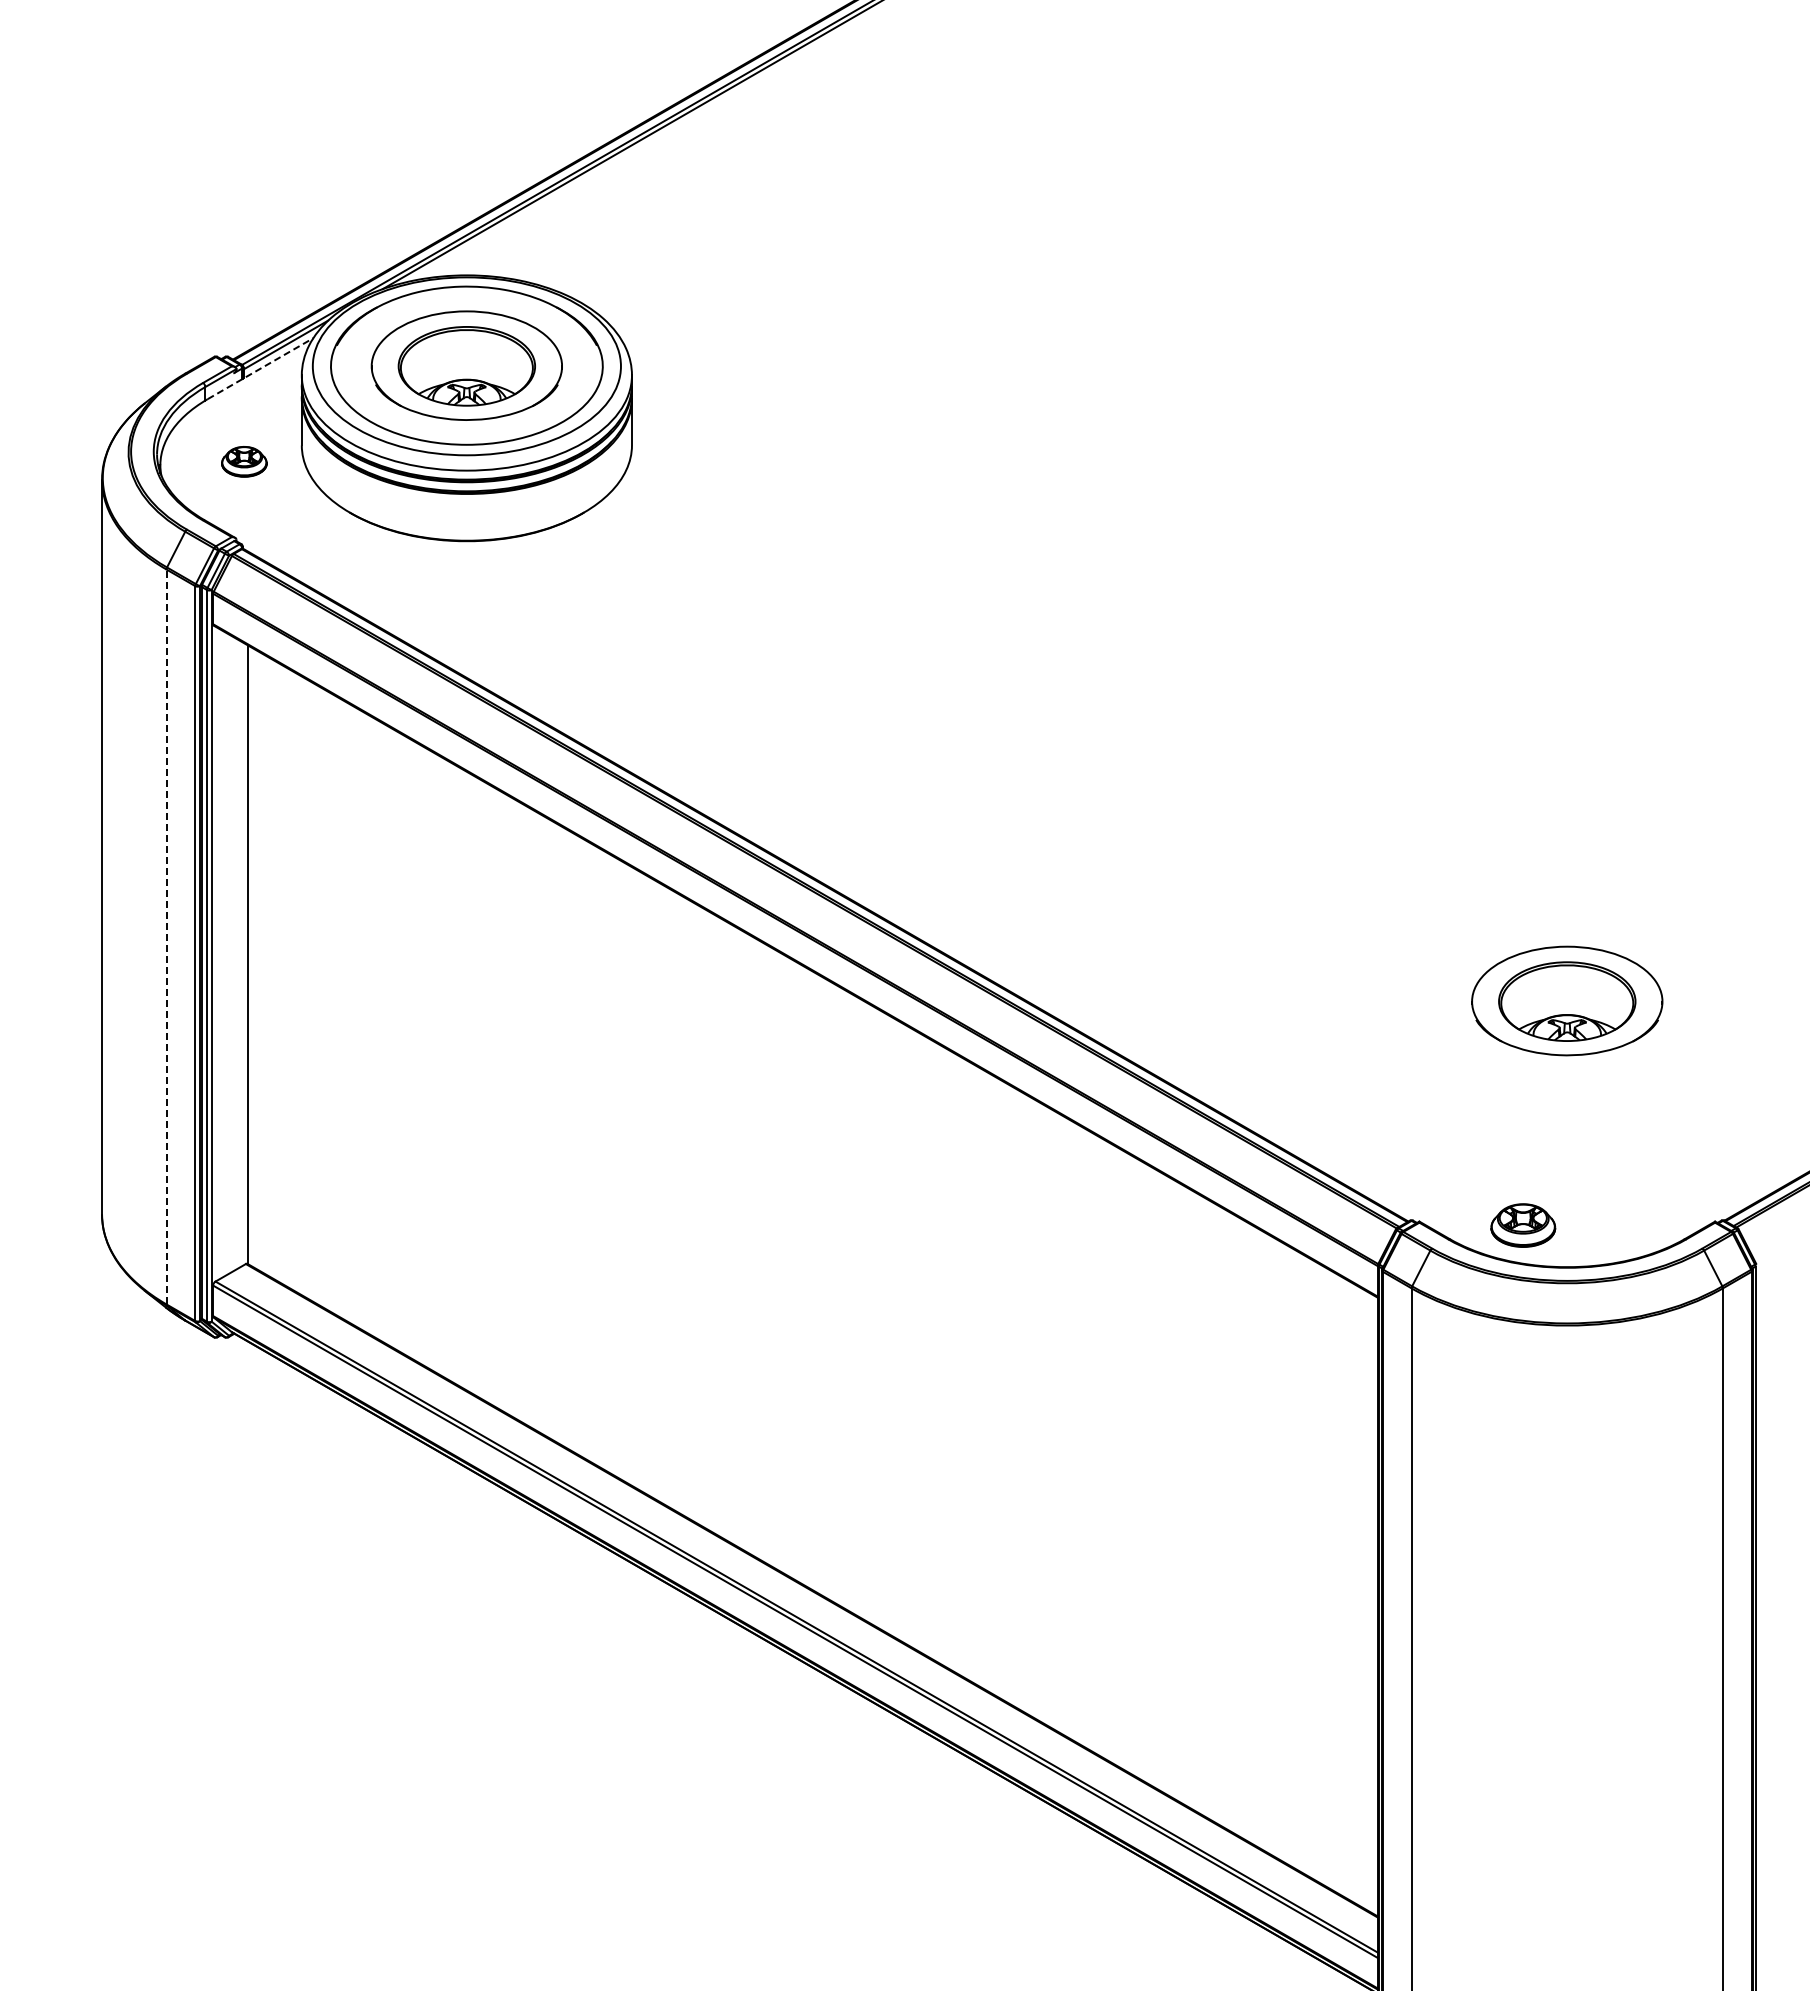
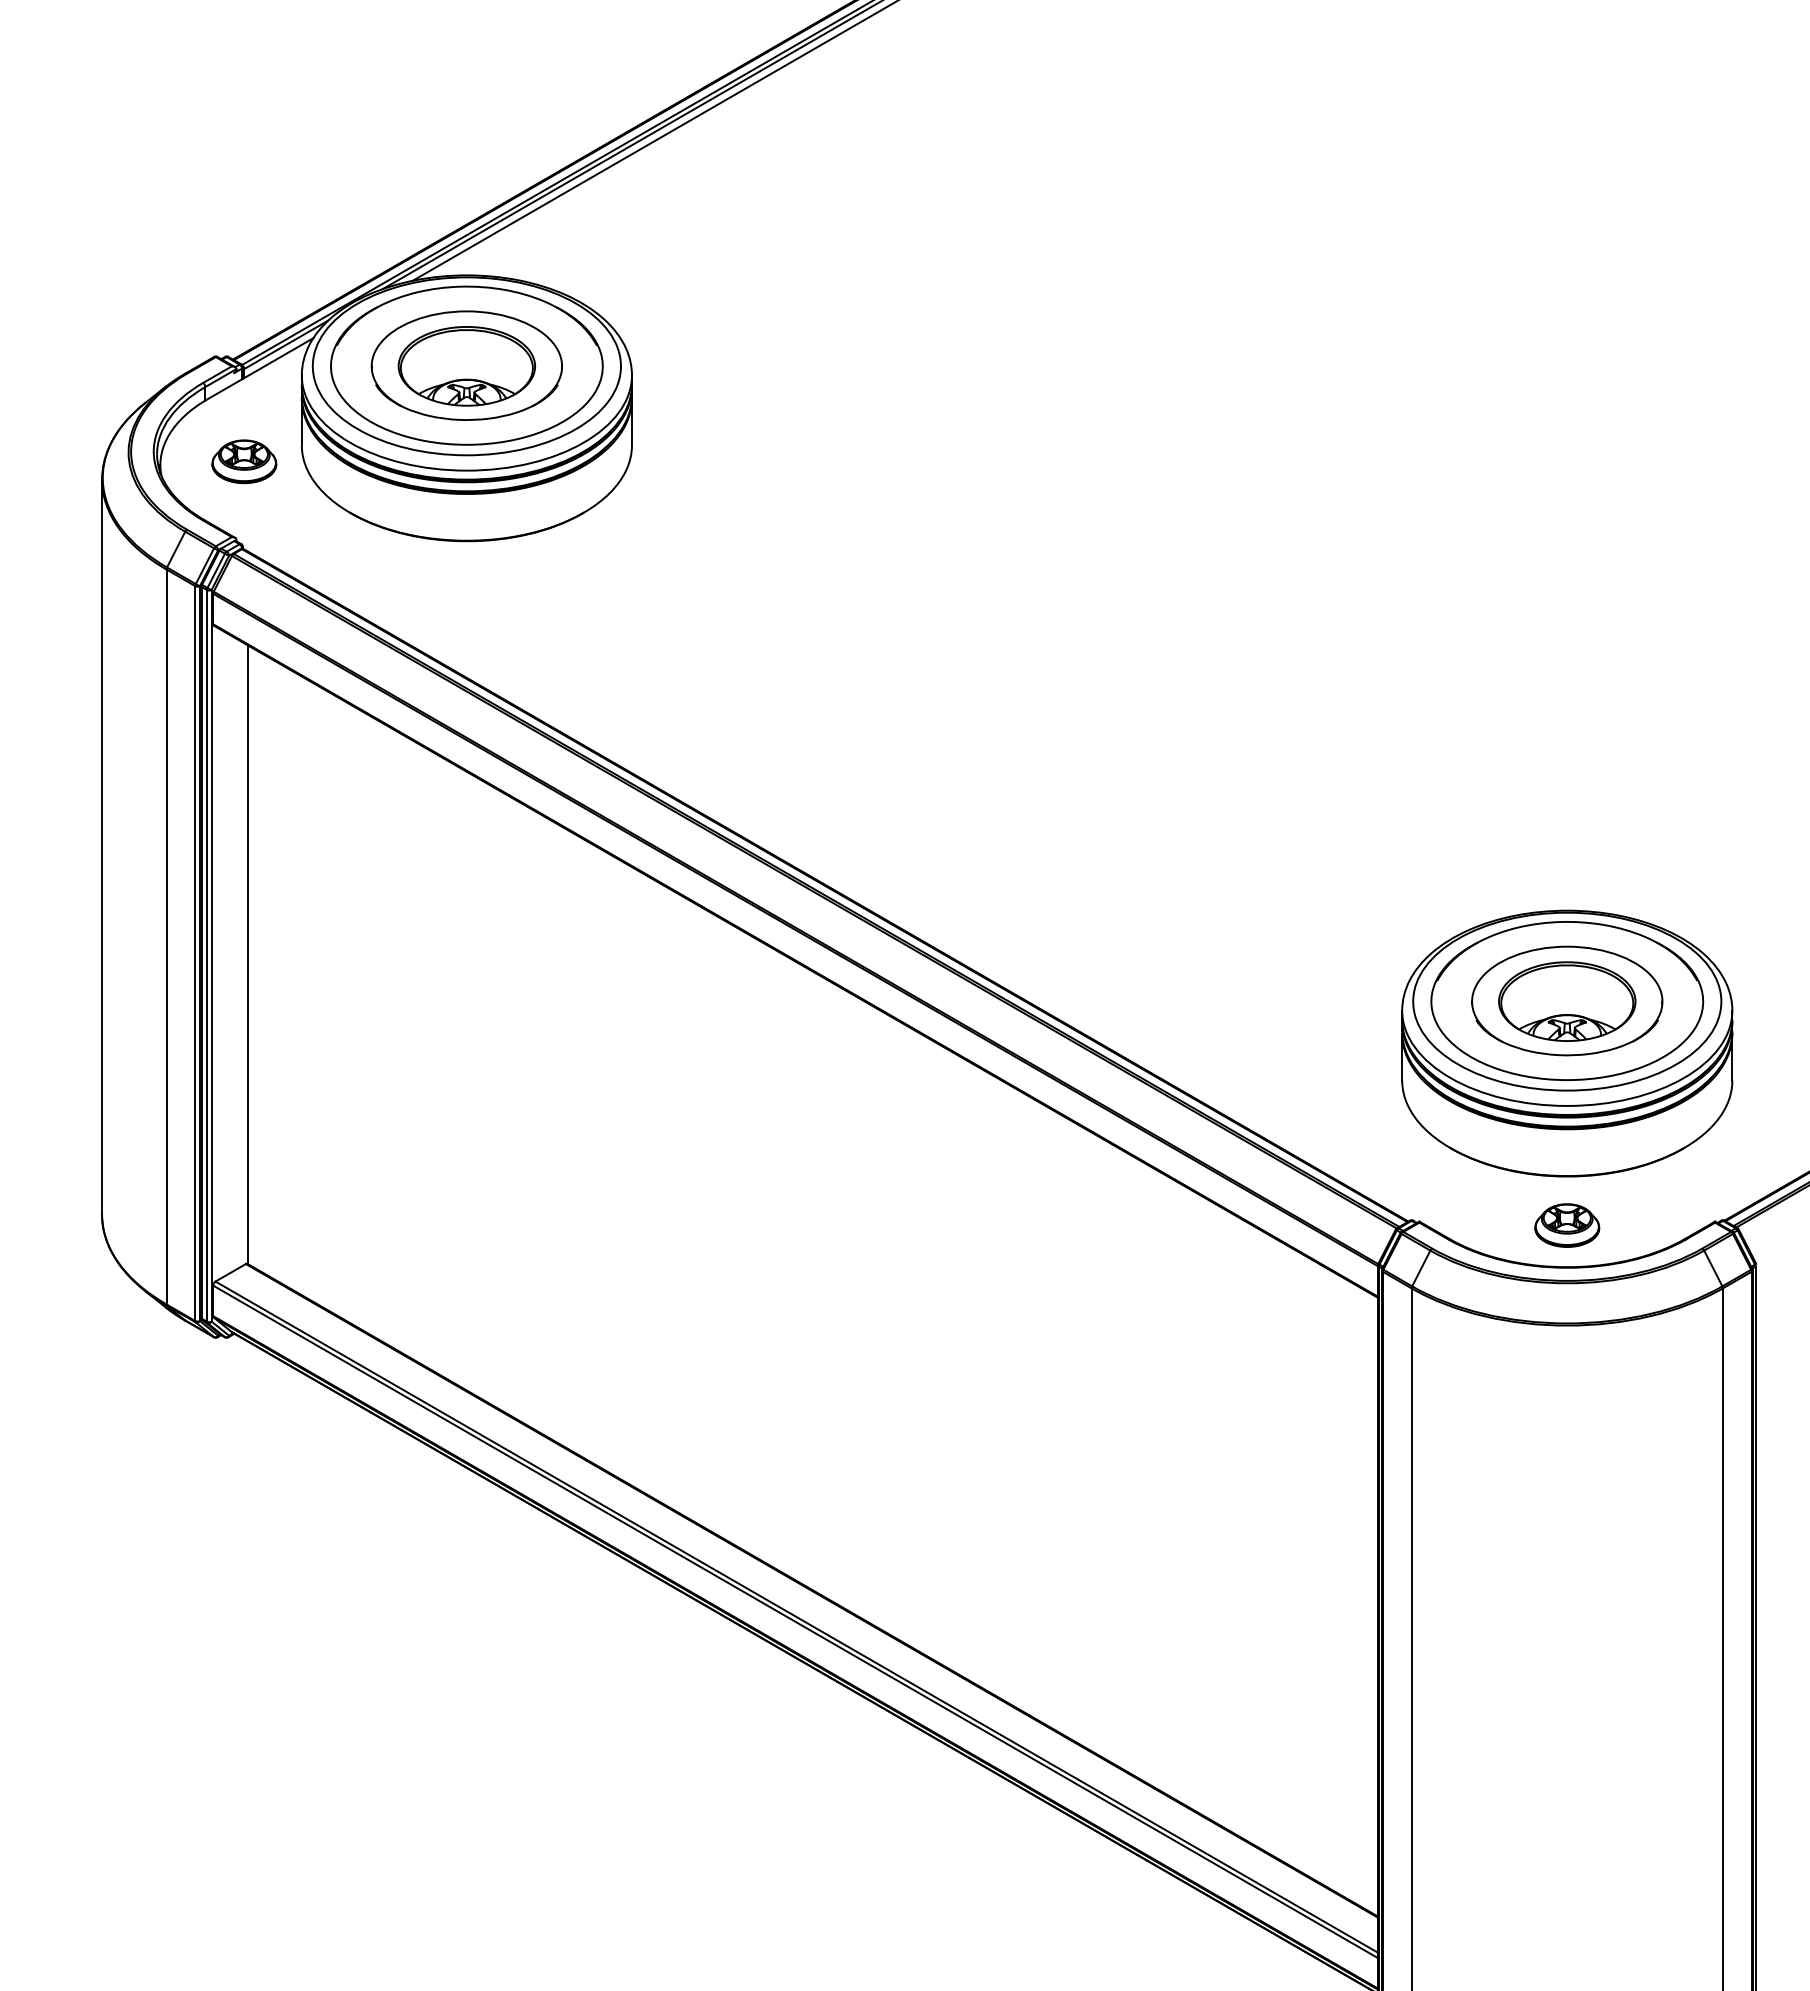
line: none -> present (653, 141)
line: dashed -> solid (260, 368)
part size: 47x32 px -> 67x46 px (244, 461)
line: dashed -> solid (166, 936)
part: none -> present (1567, 1043)
part position: (1523, 1225) -> (1567, 1225) (1567, 1225)
